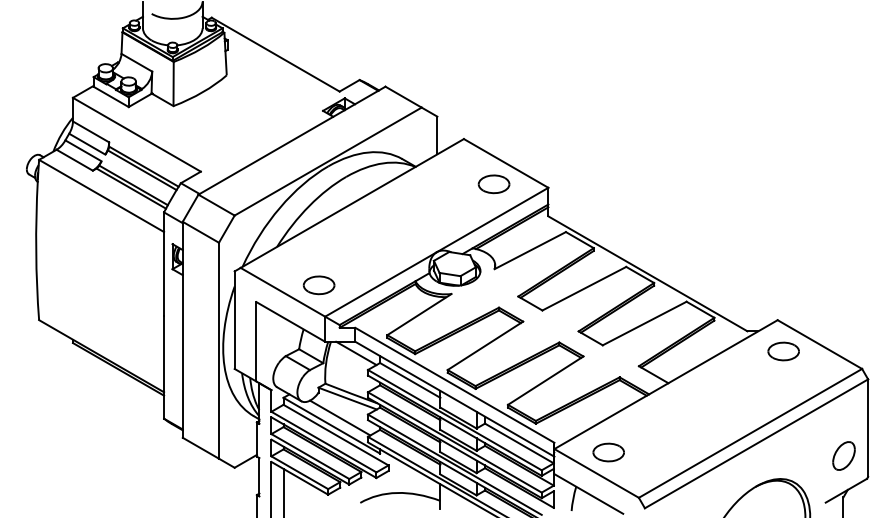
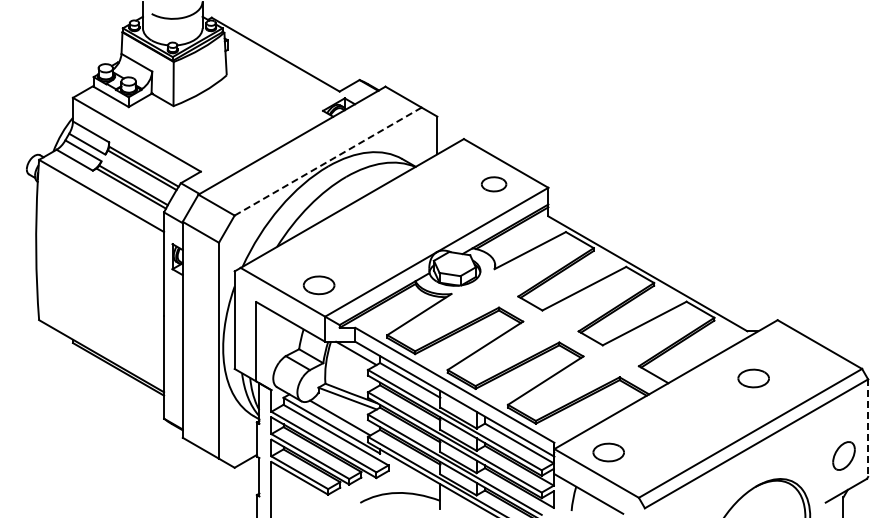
line: solid -> dashed (328, 161)
part size: 34x21 px -> 28x17 px (493, 184)
part position: (783, 351) -> (753, 378) (753, 378)
line: solid -> dashed (868, 428)
line: present -> none (283, 491)
